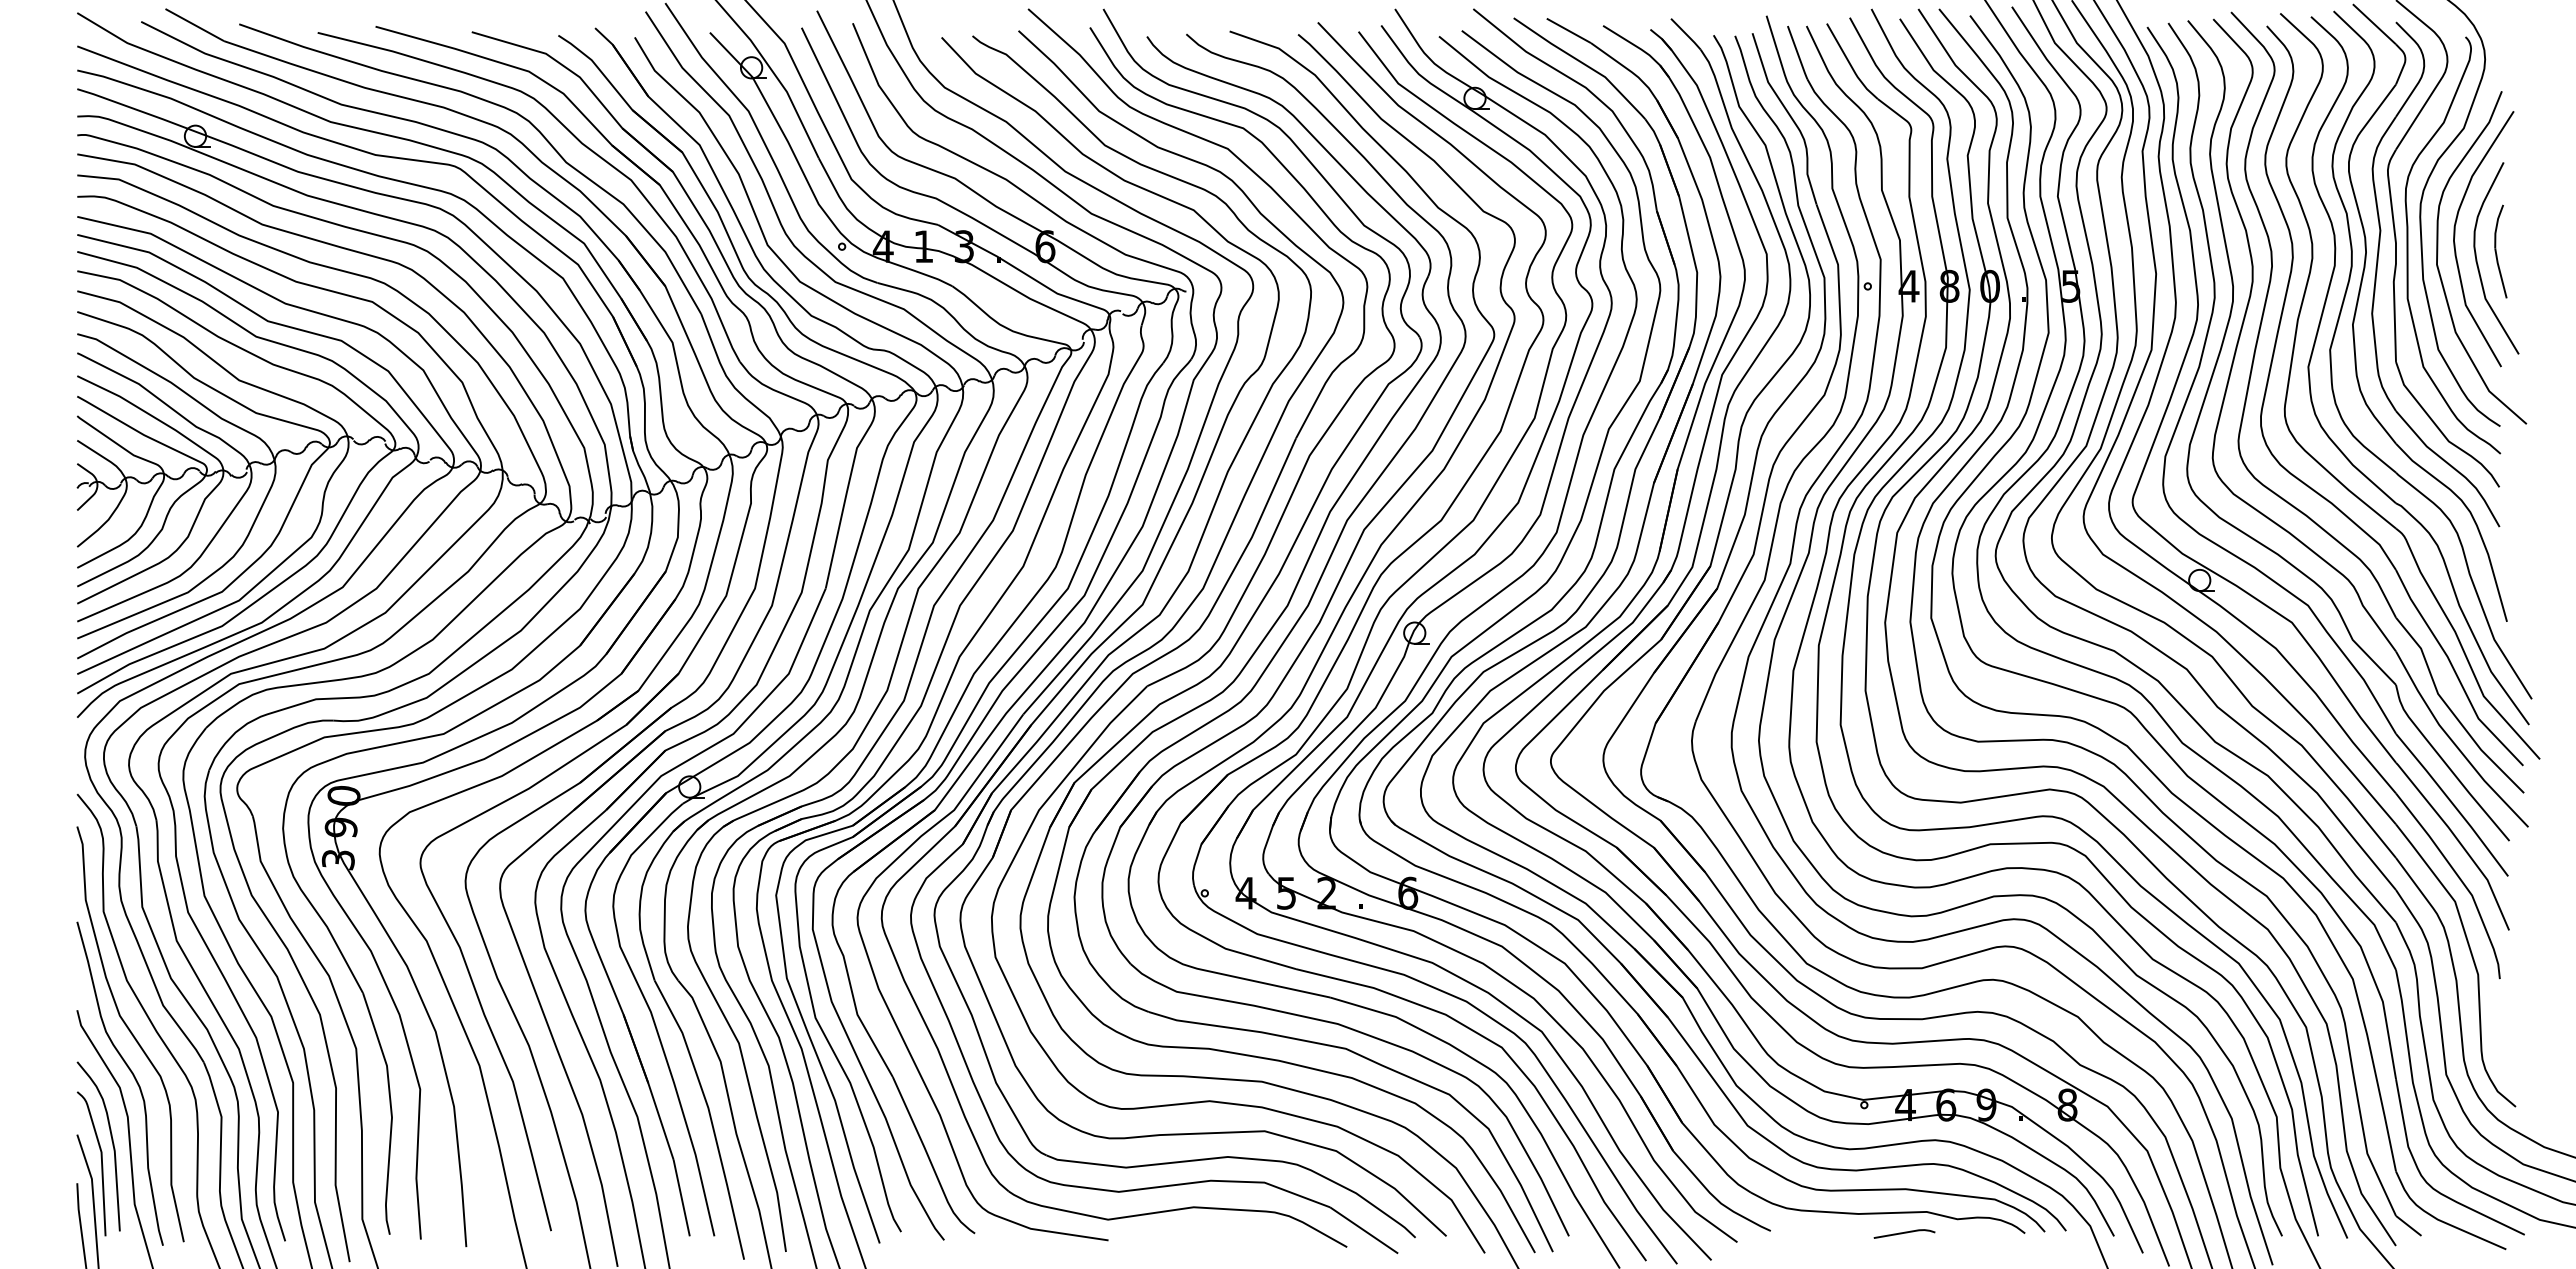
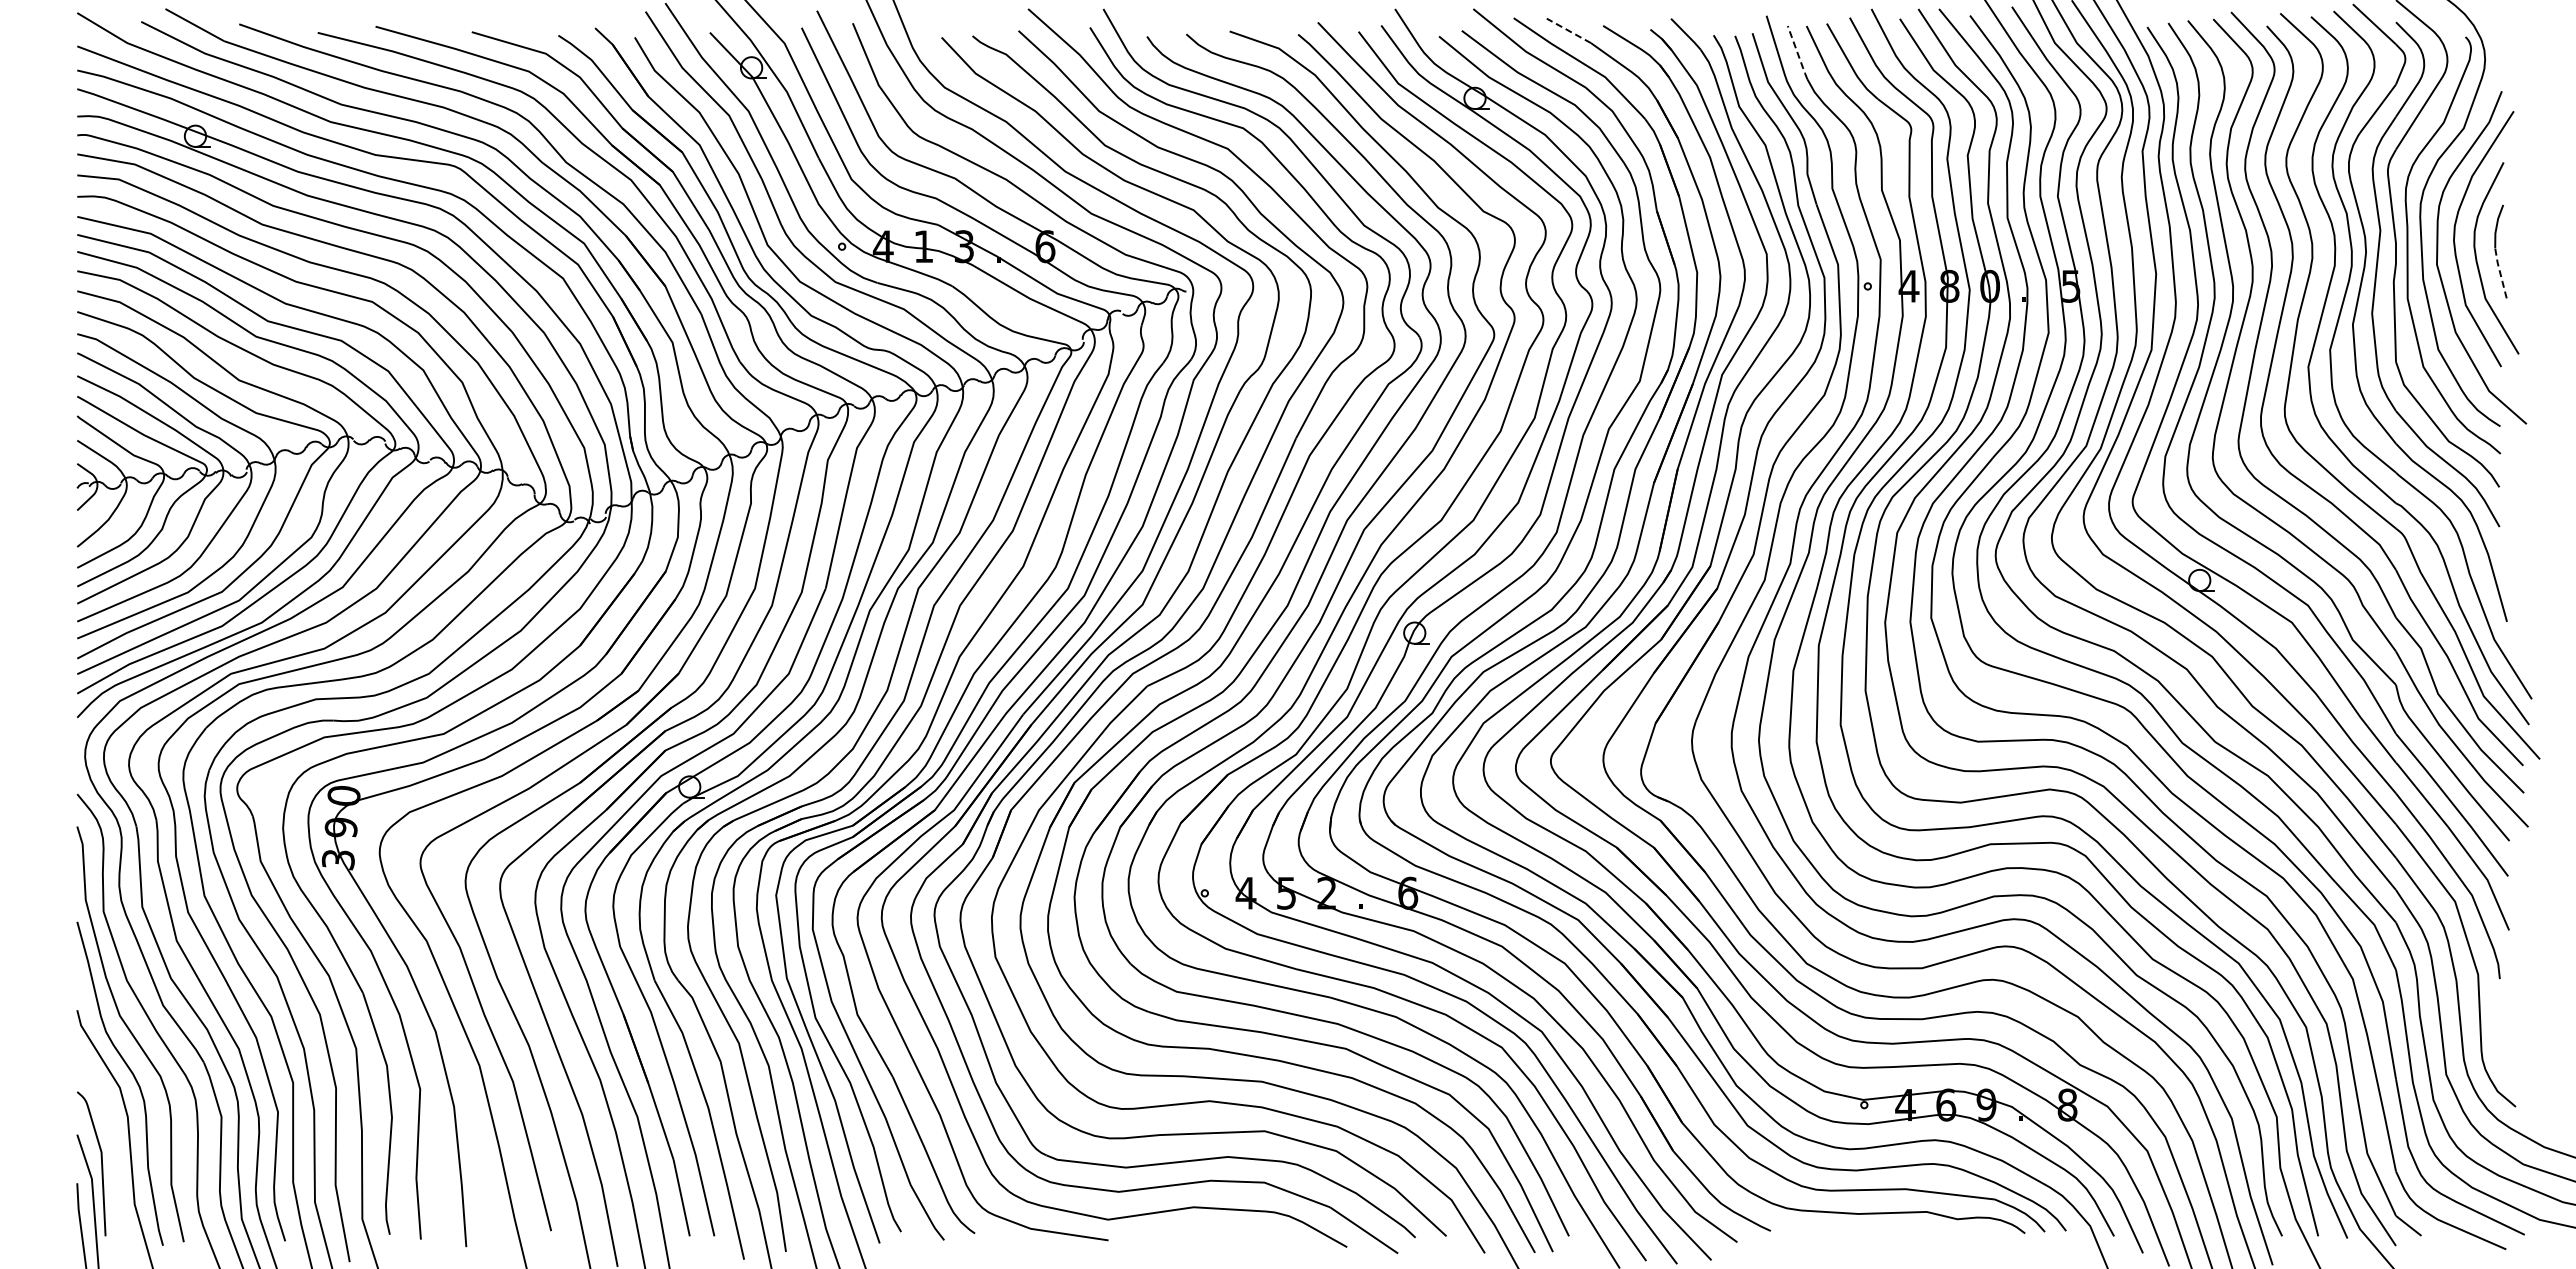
line: solid -> dashed (1568, 30)
line: solid -> dashed (1797, 52)
line: solid -> dashed (2500, 272)
curve: present -> none (111, 1141)
curve: present -> none (1904, 1233)
